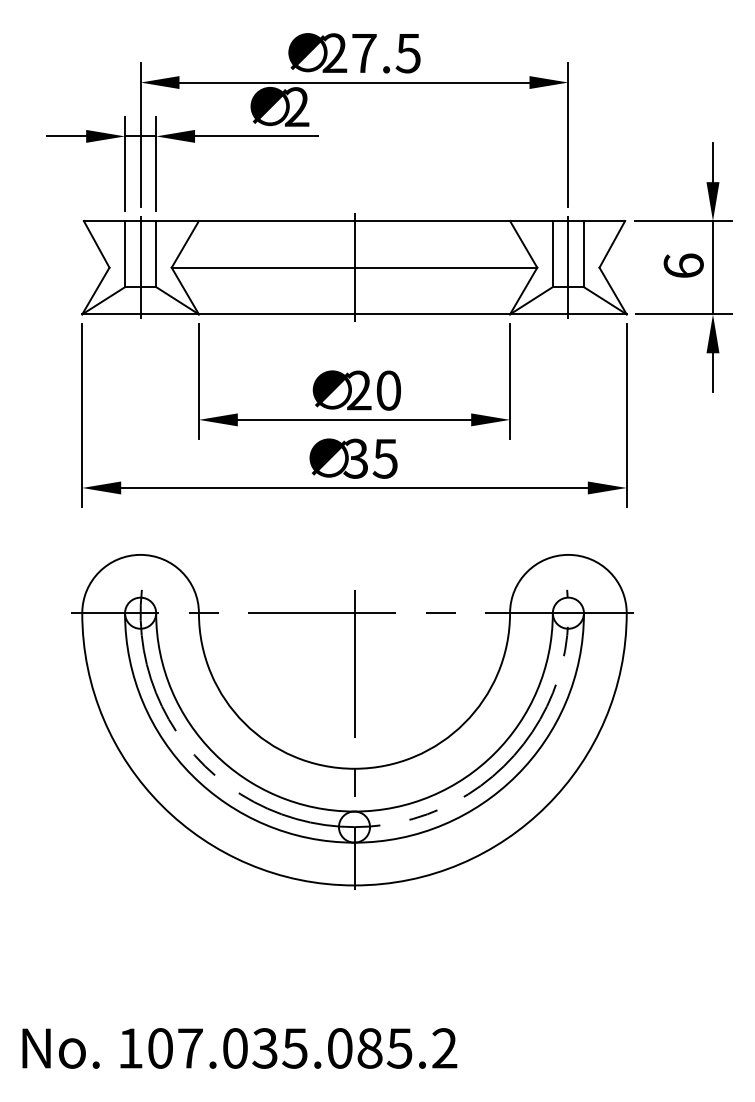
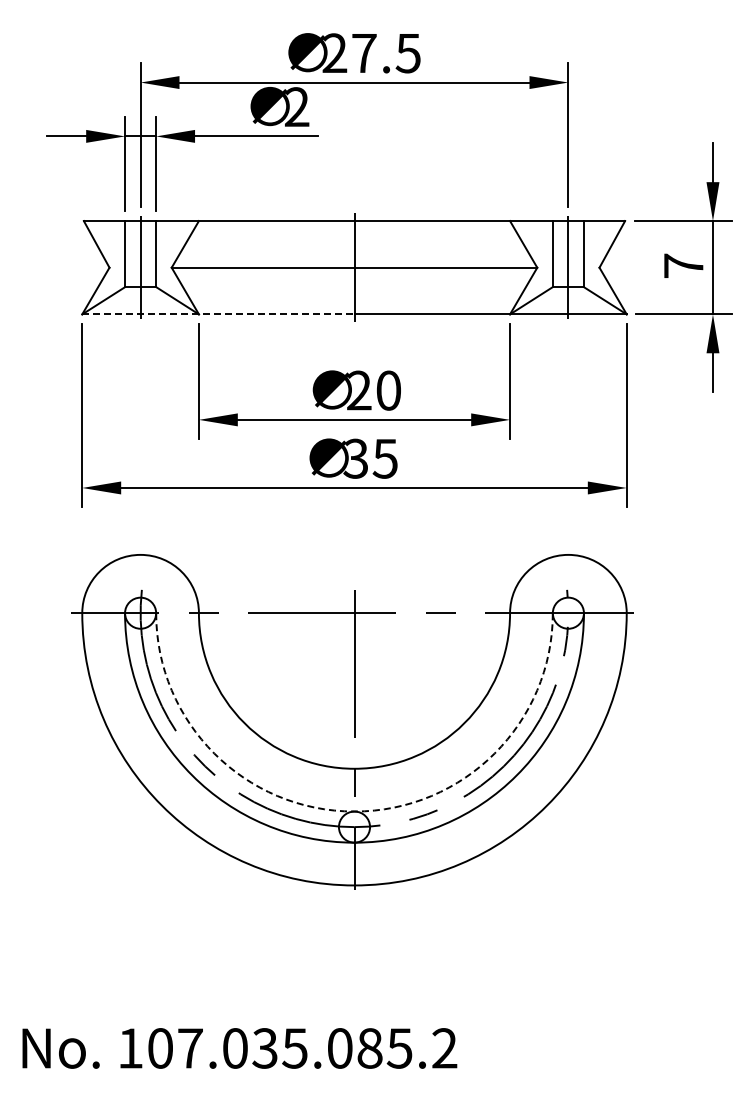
text: 6 -> 7 (683, 265)
line: solid -> dashed (218, 314)
arc: solid -> dashed (354, 811)
